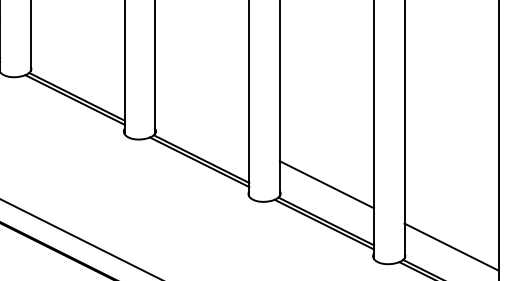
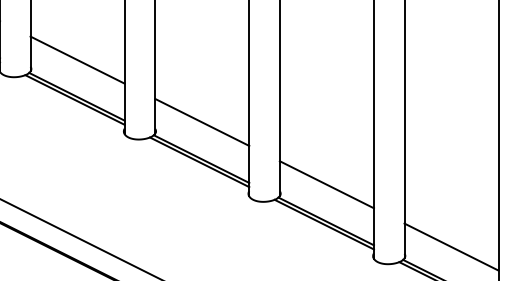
line: none -> present (77, 59)
line: none -> present (202, 121)
